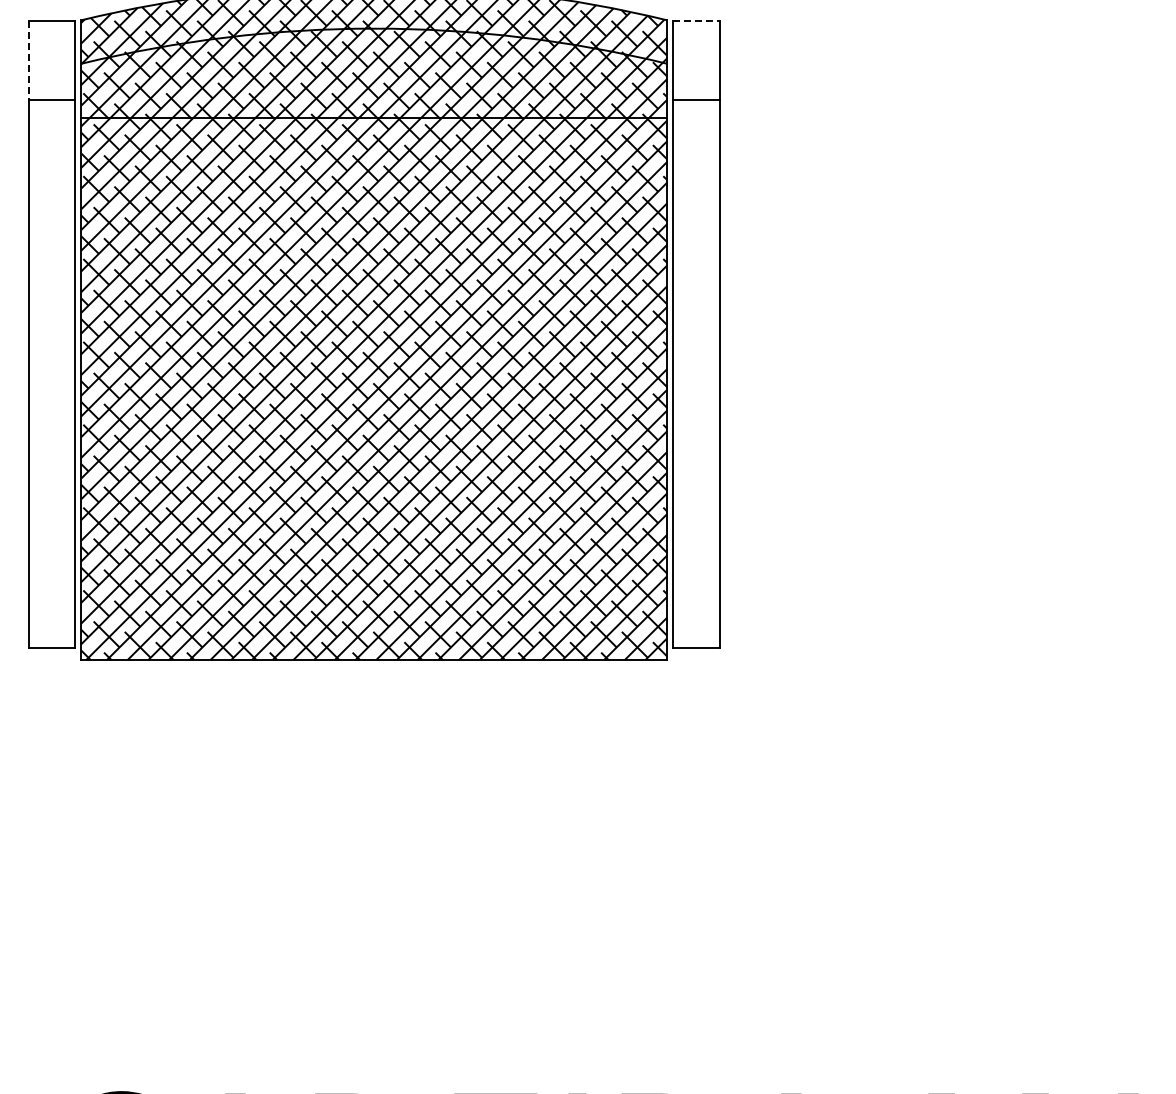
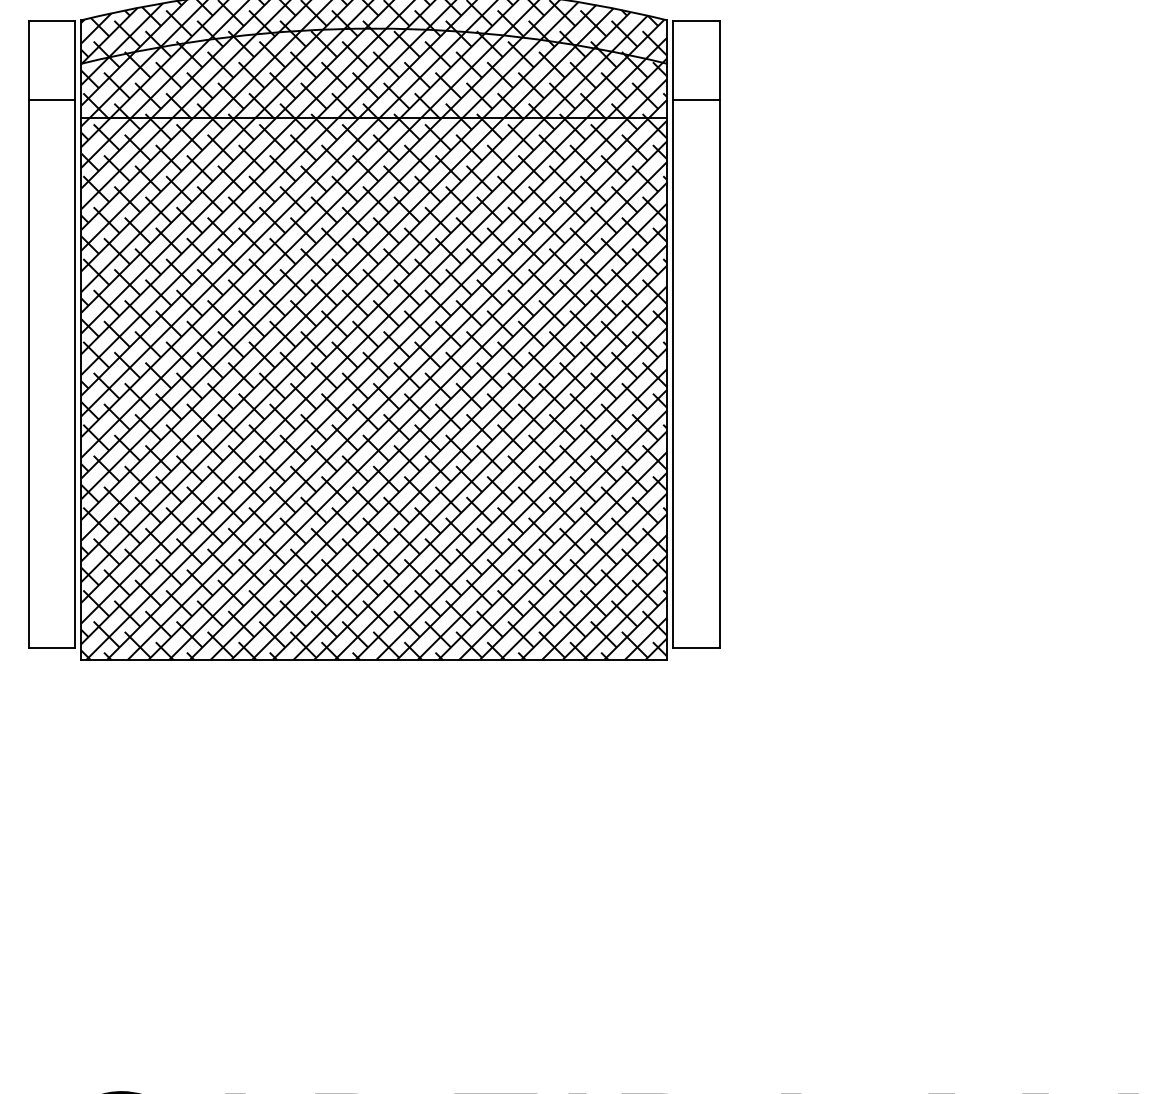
line: dashed -> solid (696, 21)
line: dashed -> solid (28, 61)
